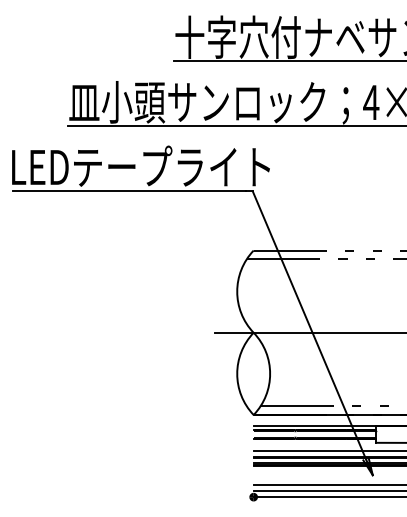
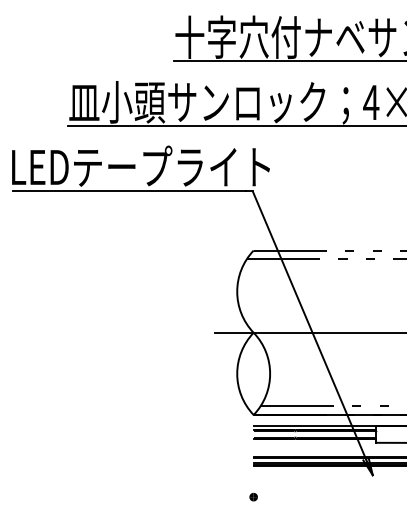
line: present -> none (328, 450)
line: present -> none (328, 485)
line: present -> none (328, 490)
line: present -> none (328, 497)
